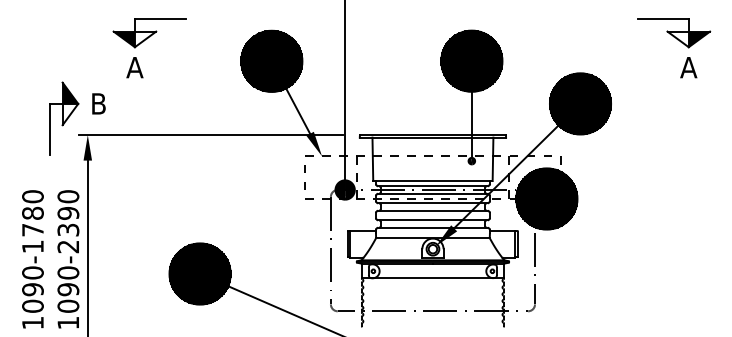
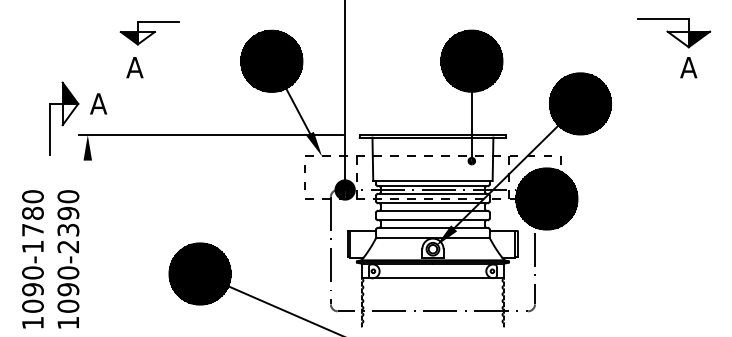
part size: 75x31 px -> 61x25 px (149, 33)
text: B -> A (98, 103)
line: present -> none (87, 246)
